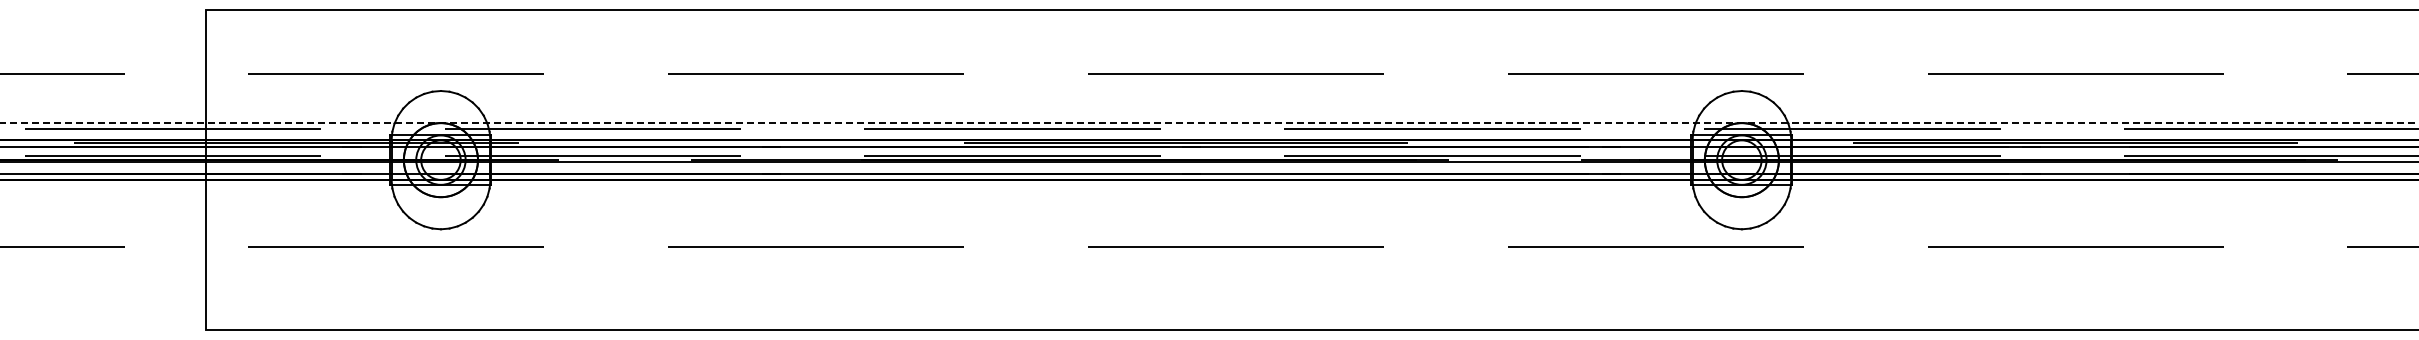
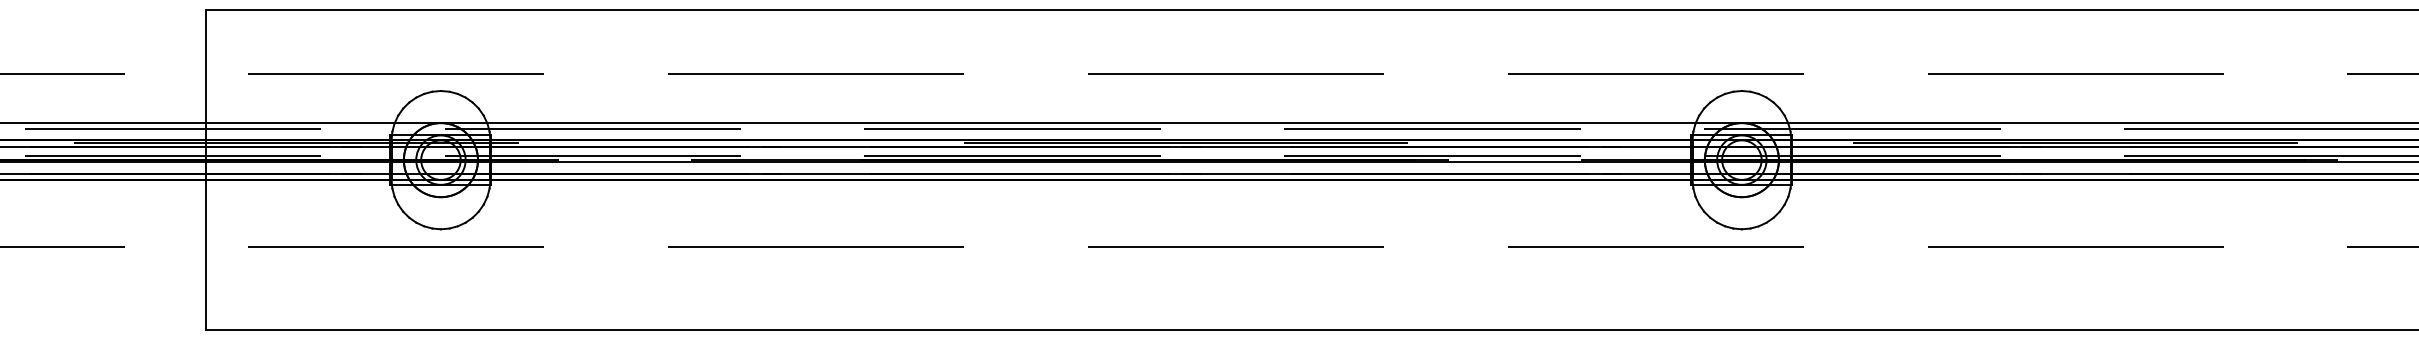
line: dashed -> solid (1209, 122)
